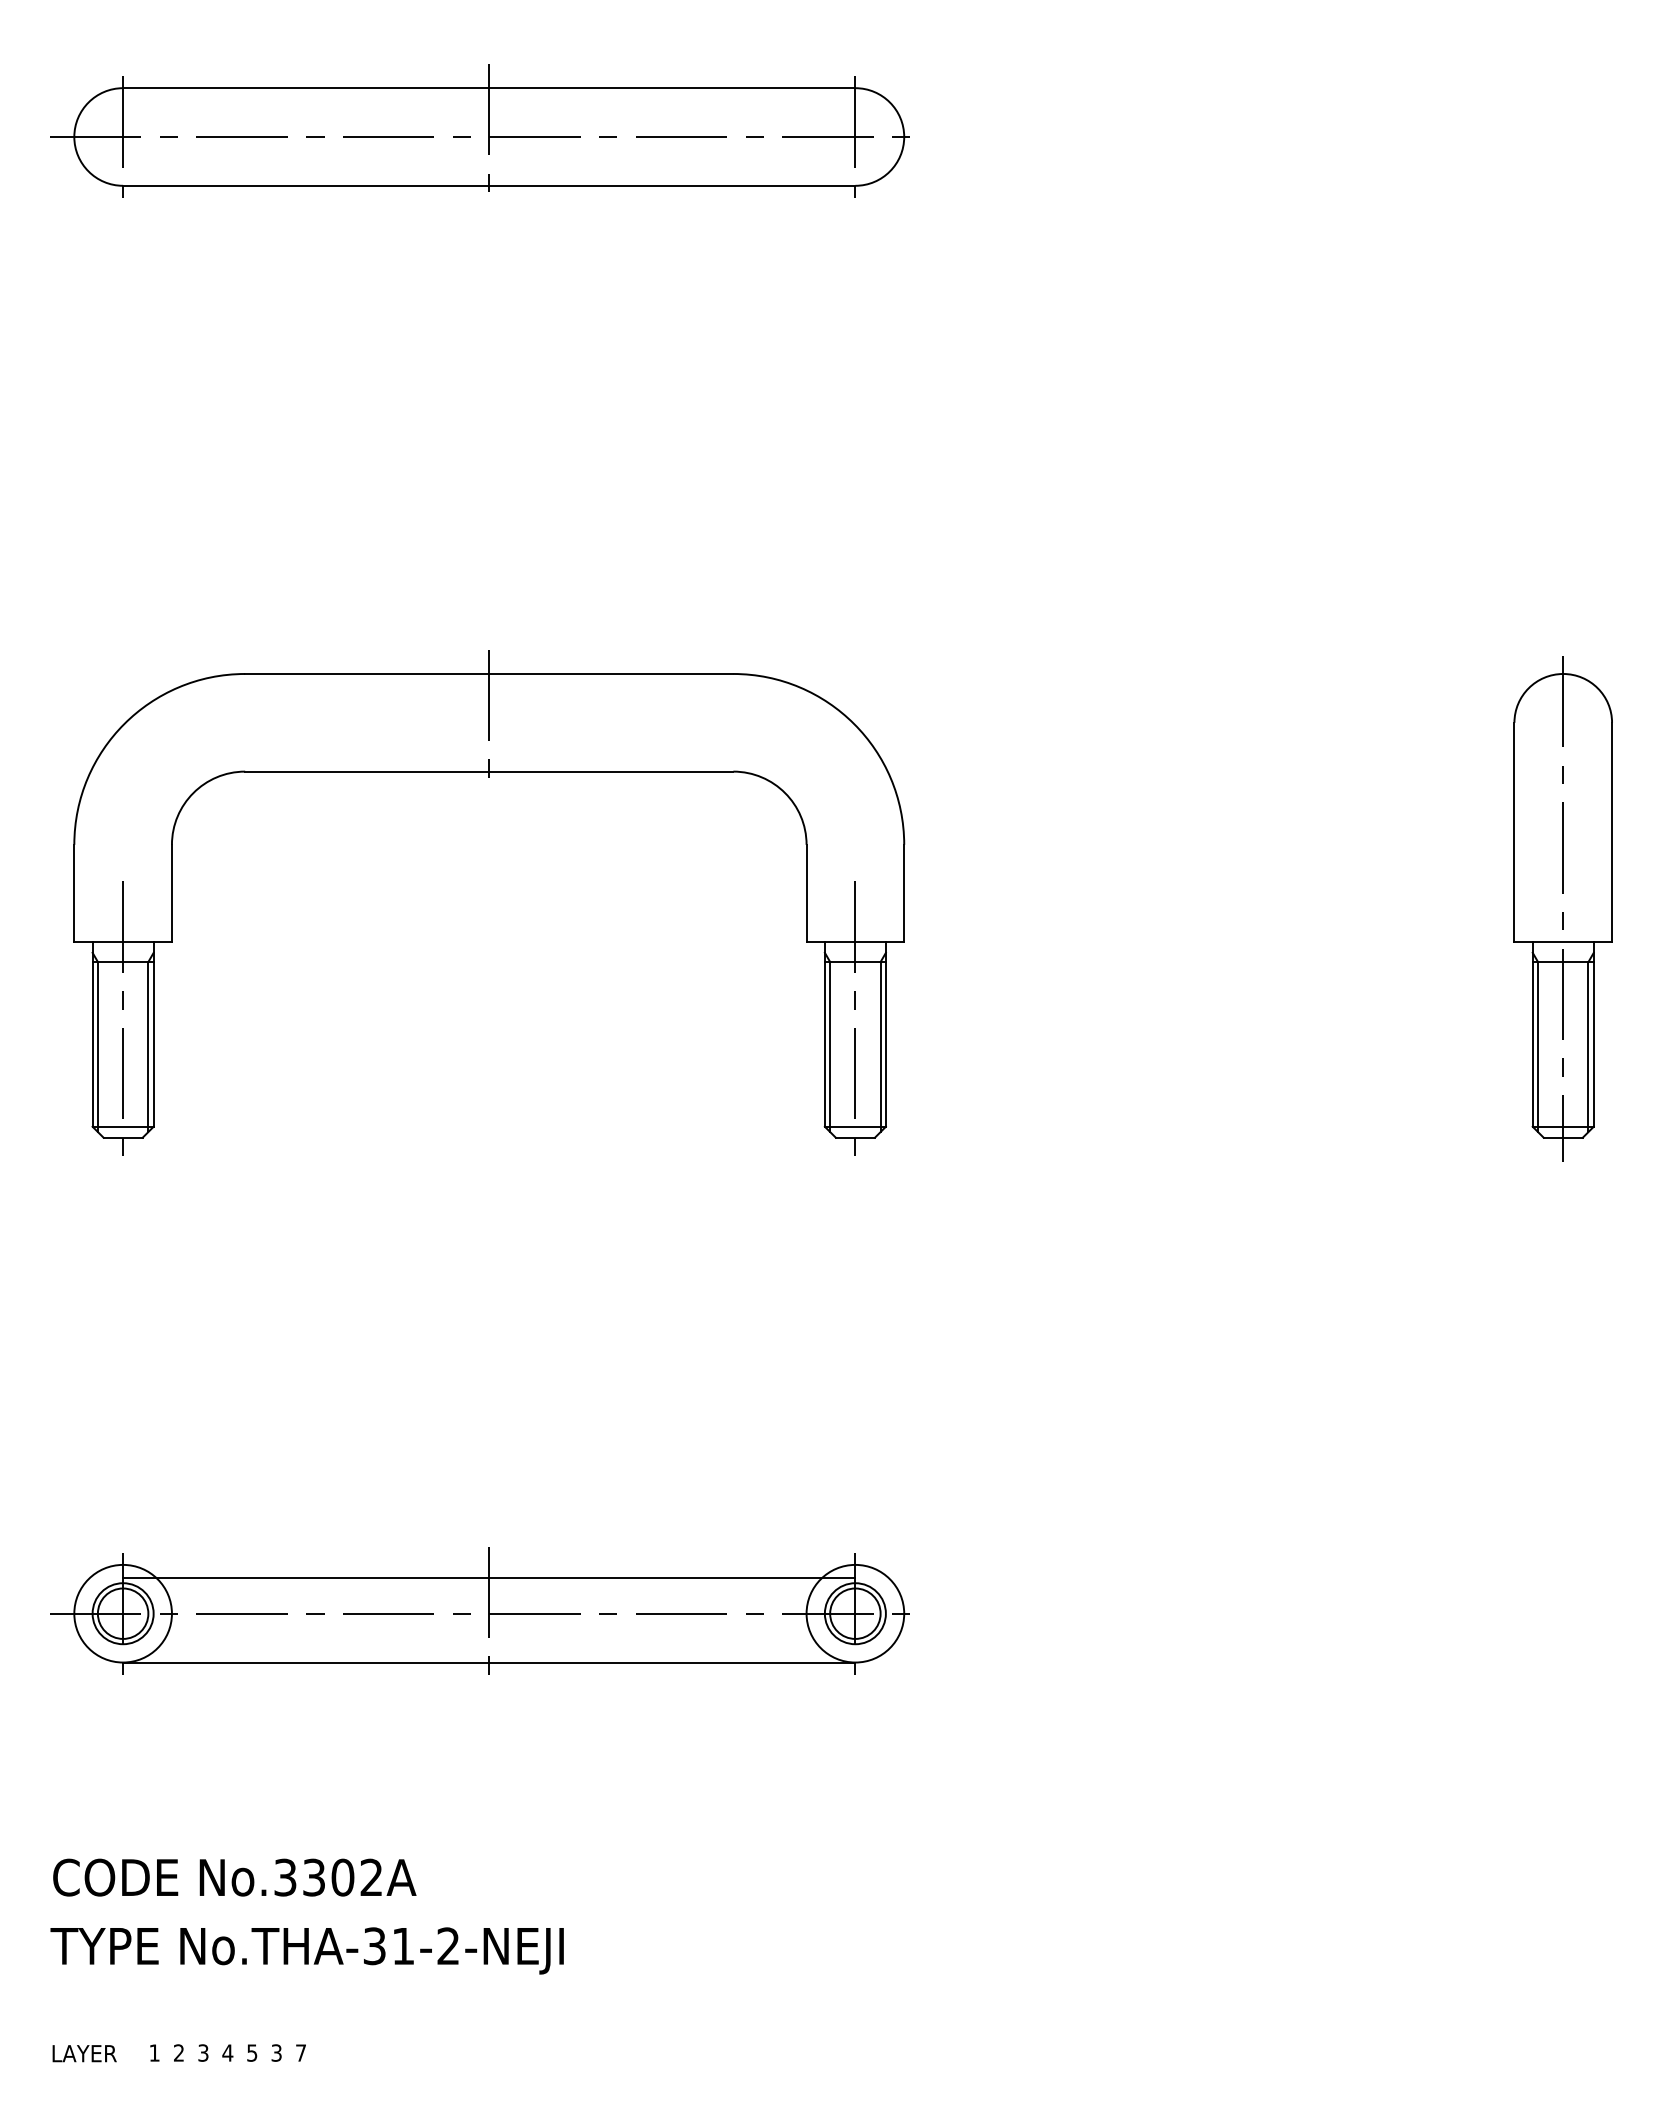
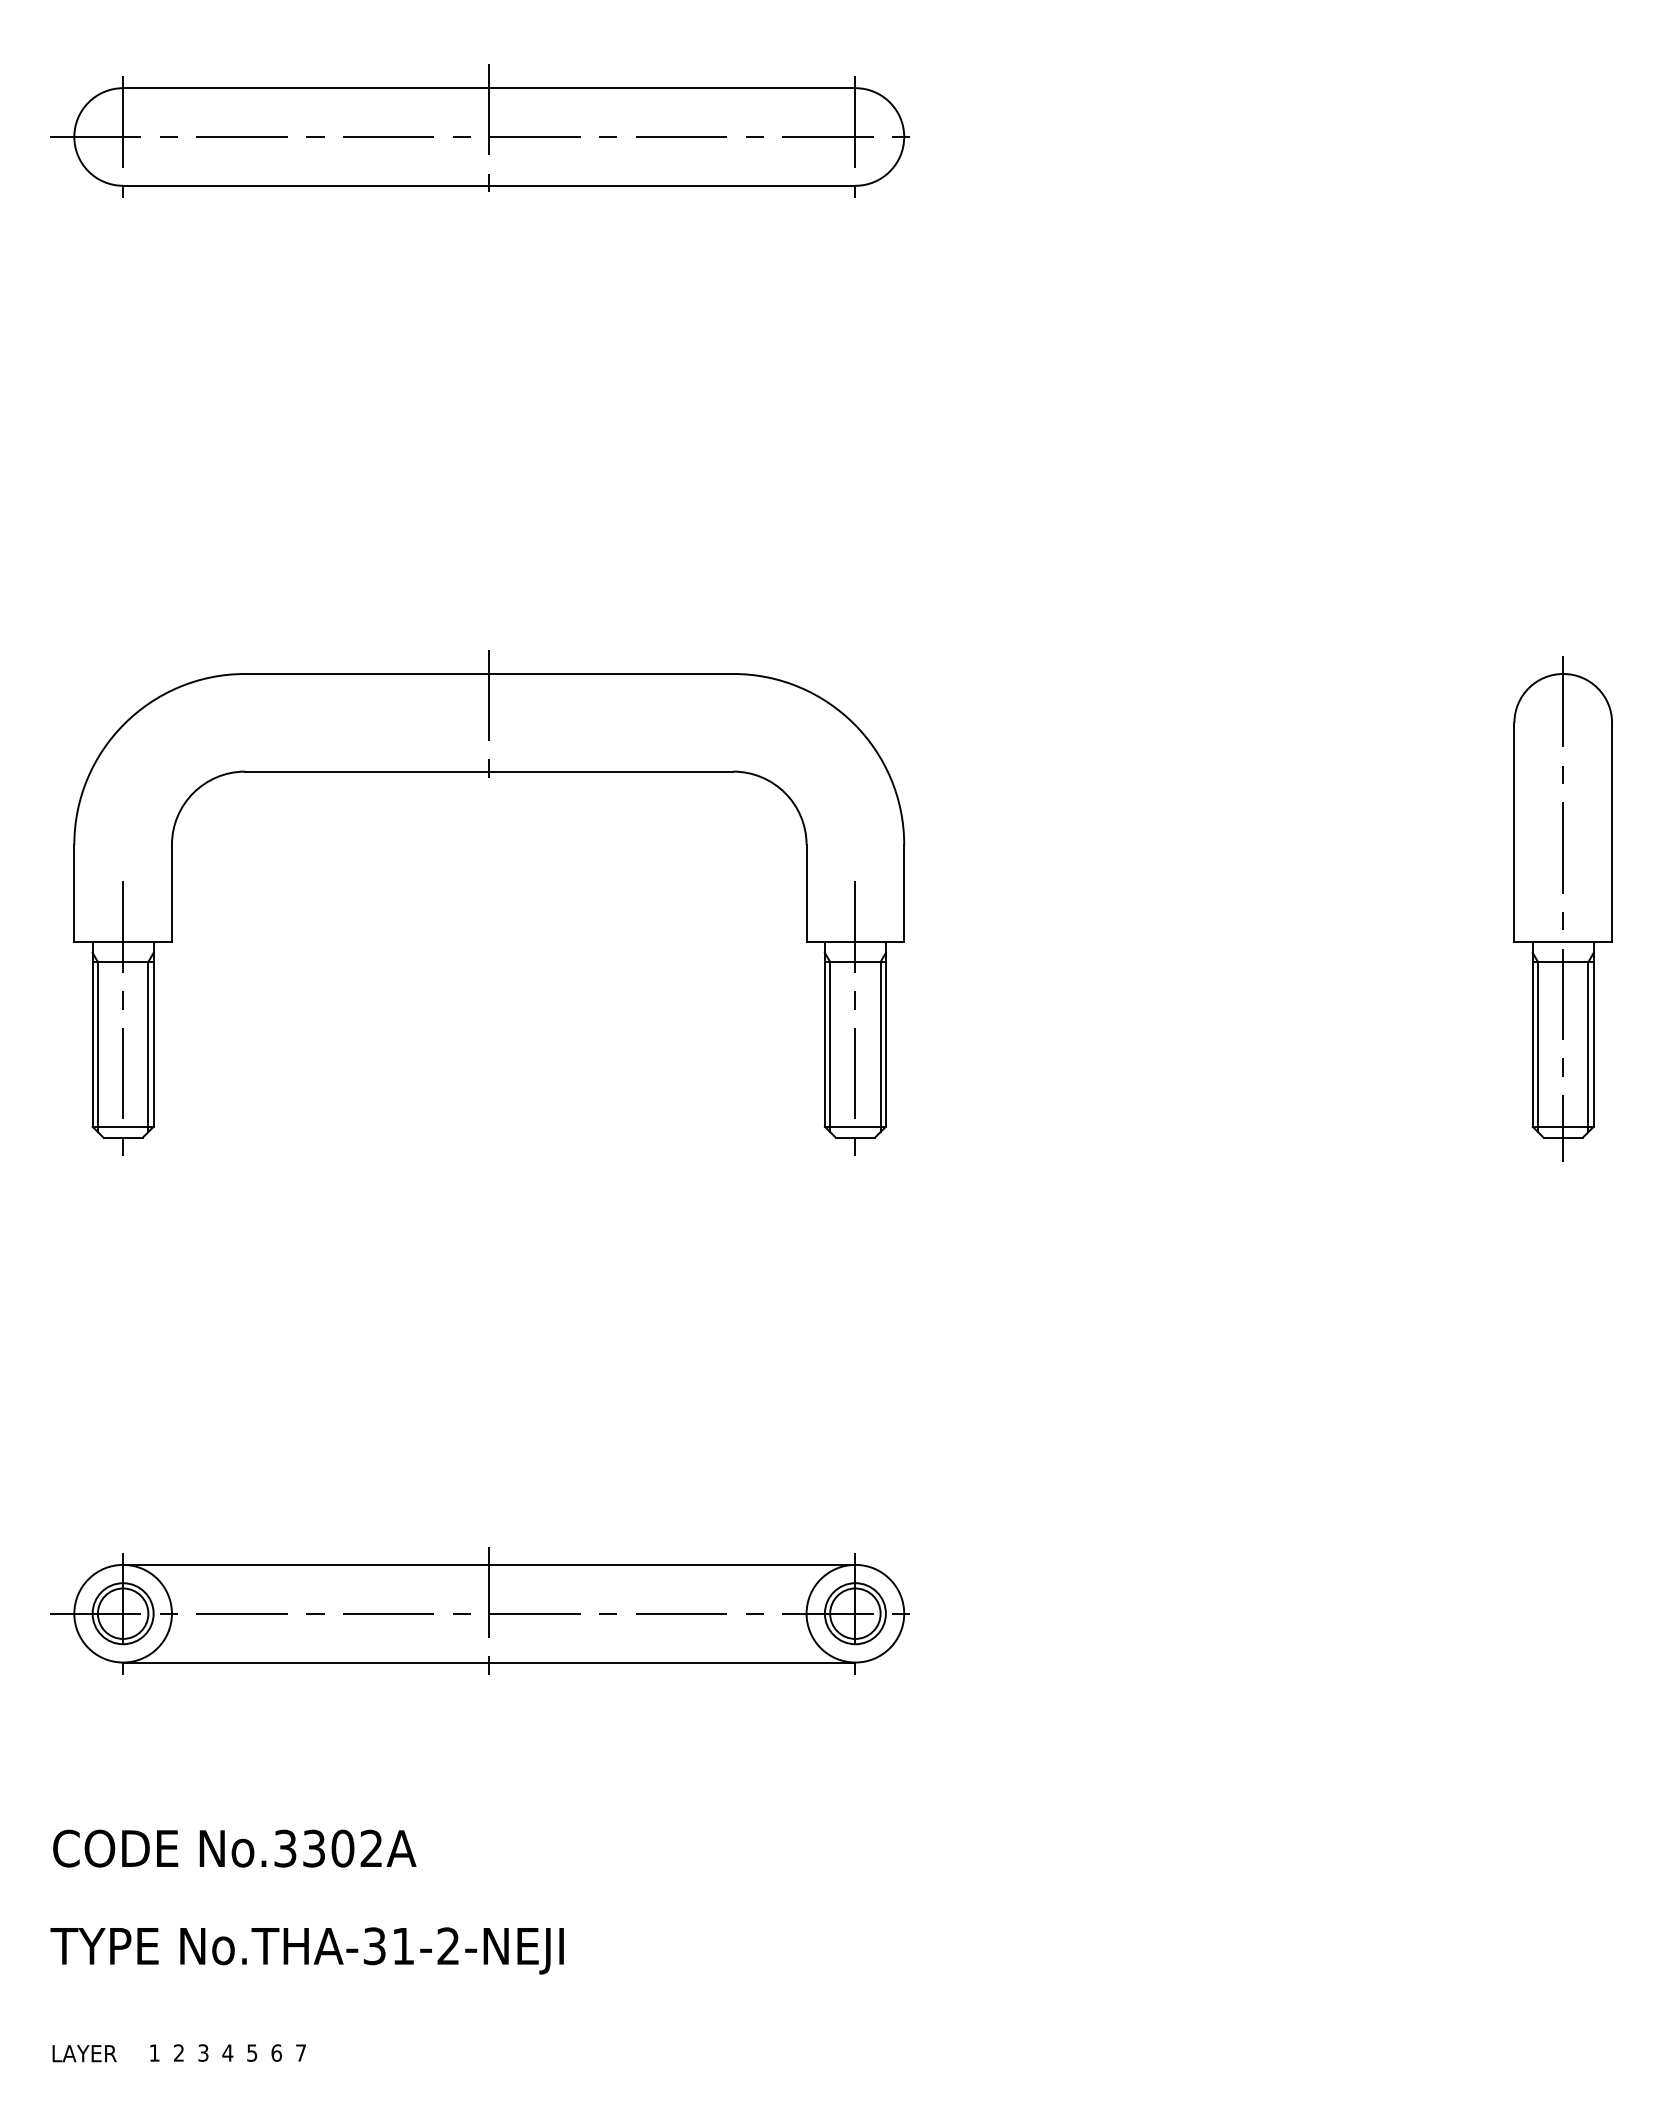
line position: (489, 1577) -> (489, 1564) (489, 1564)
text position: (234, 1877) -> (234, 1848) (234, 1848)
text: 3 -> 6 (276, 2052)
